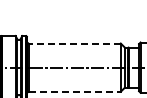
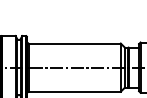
line: dashed -> solid (74, 43)
line: dashed -> solid (74, 91)
